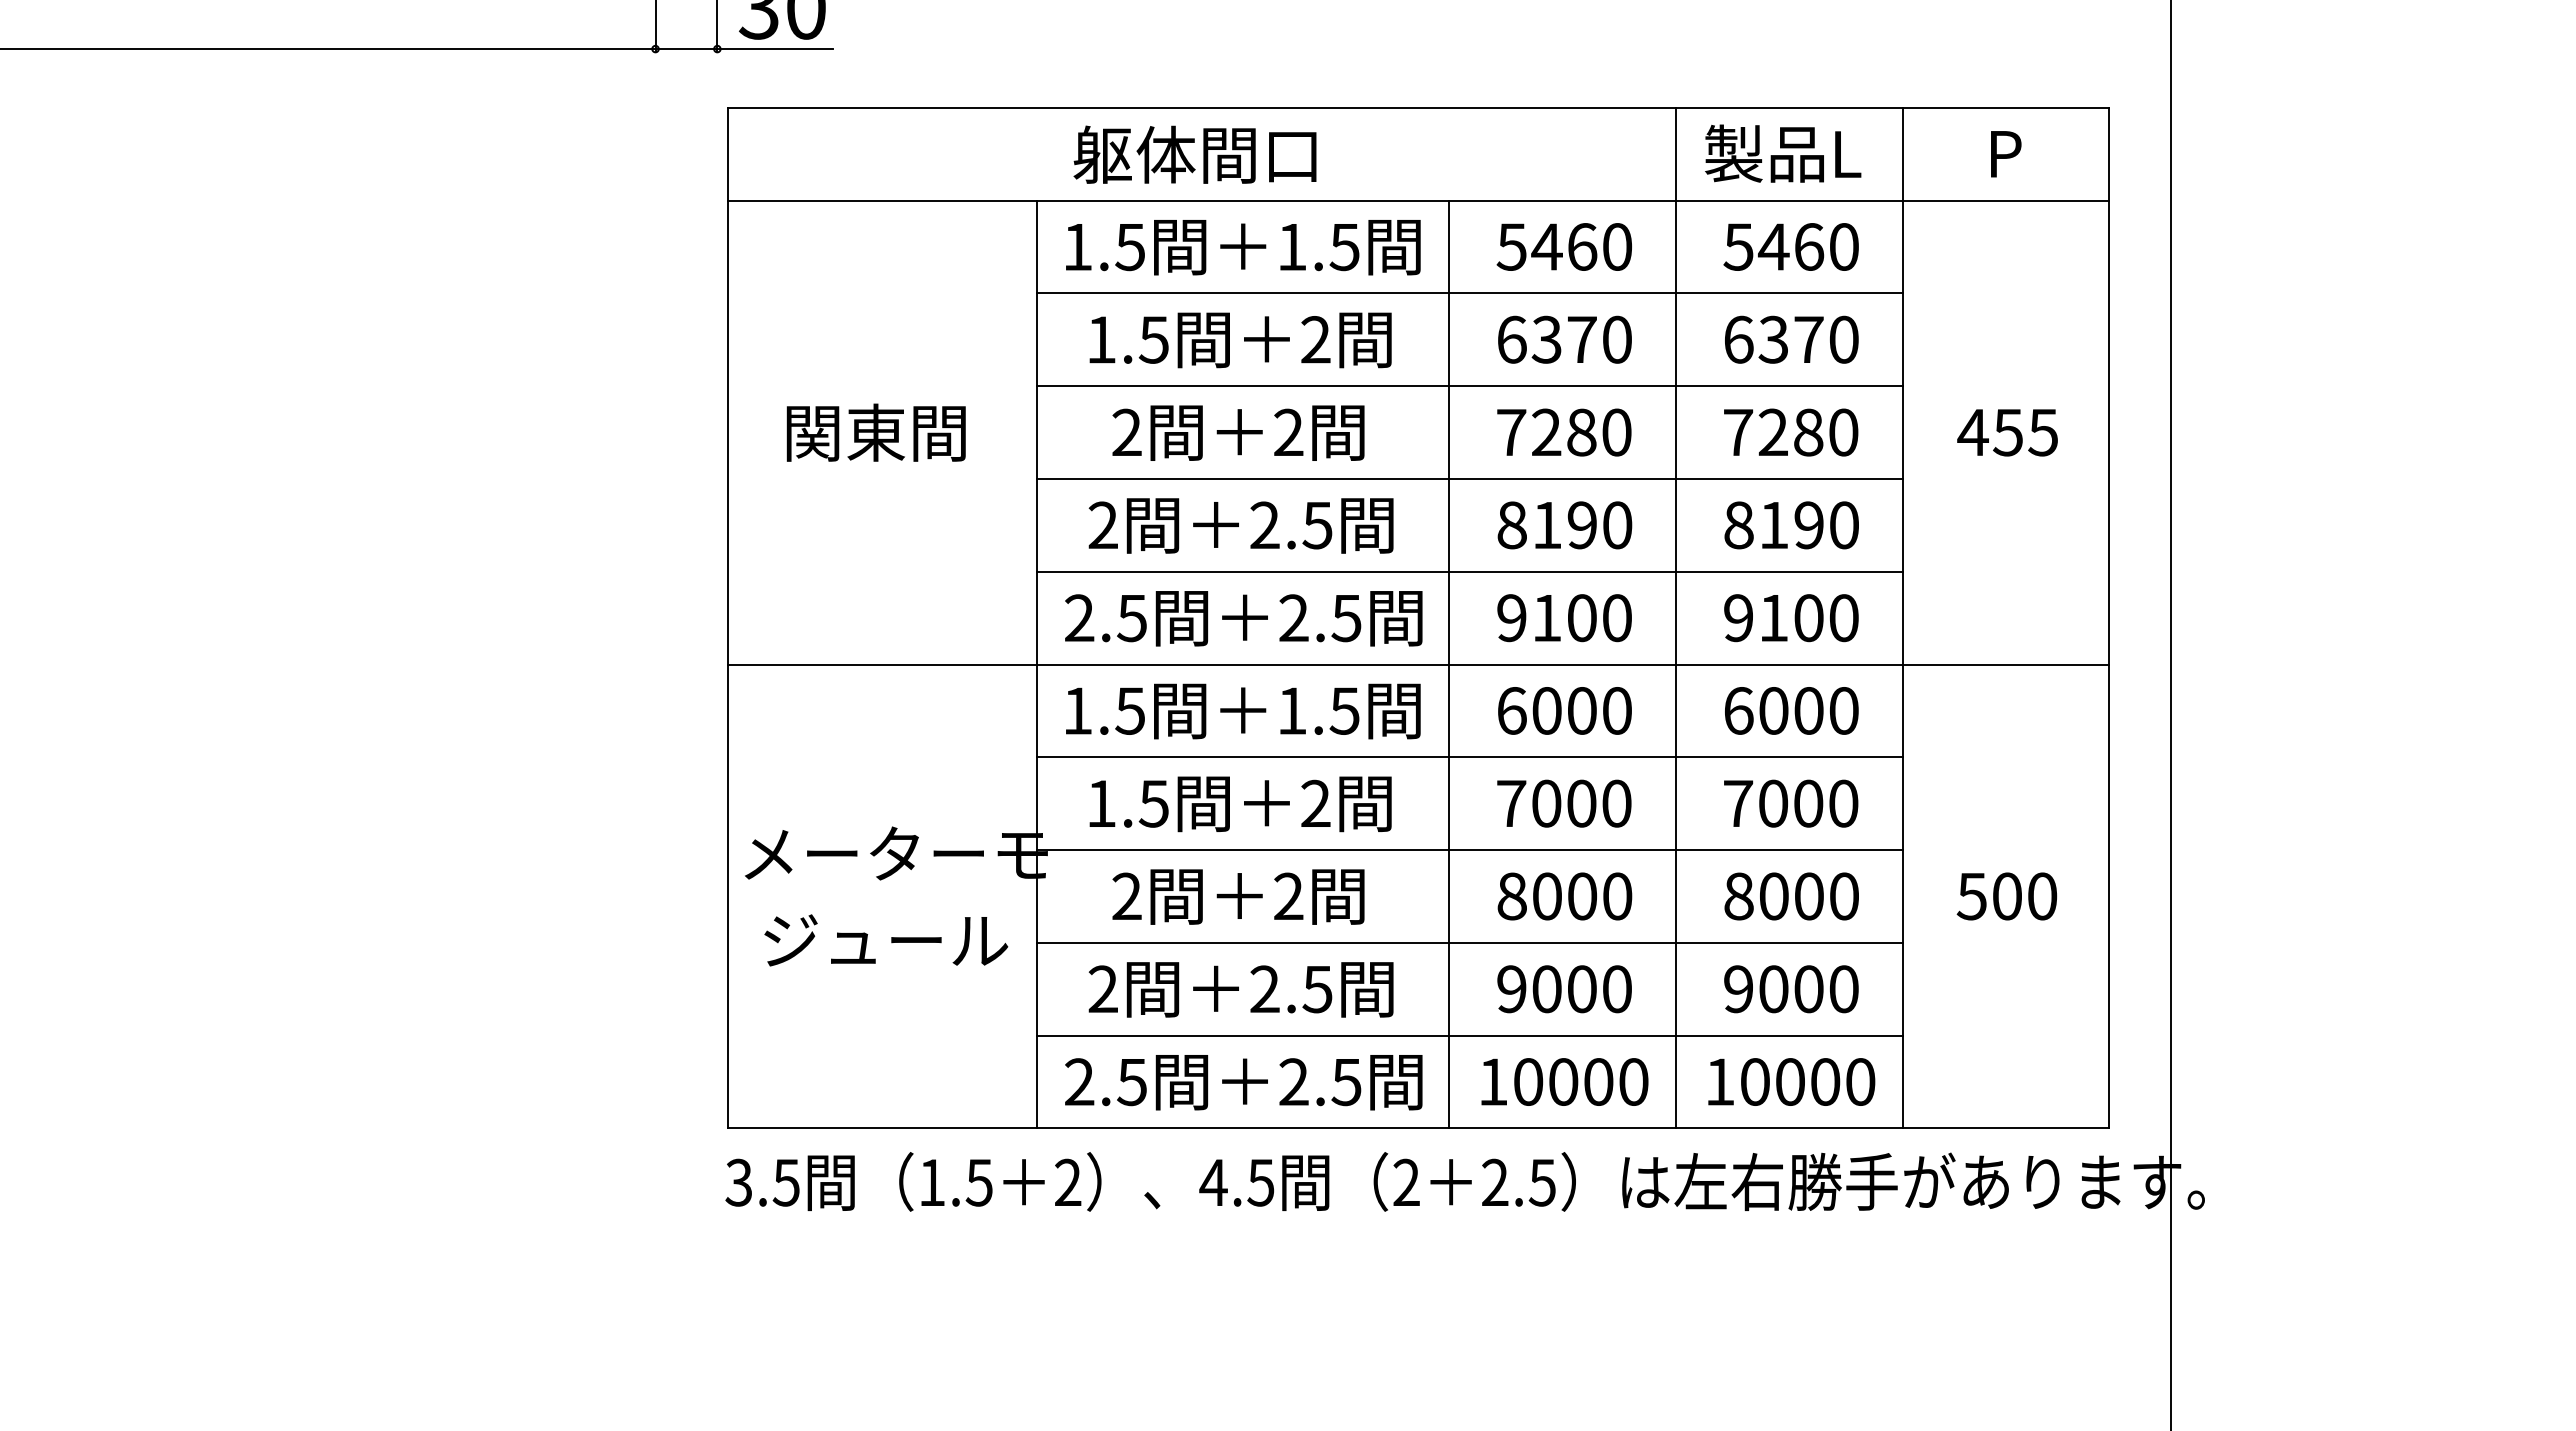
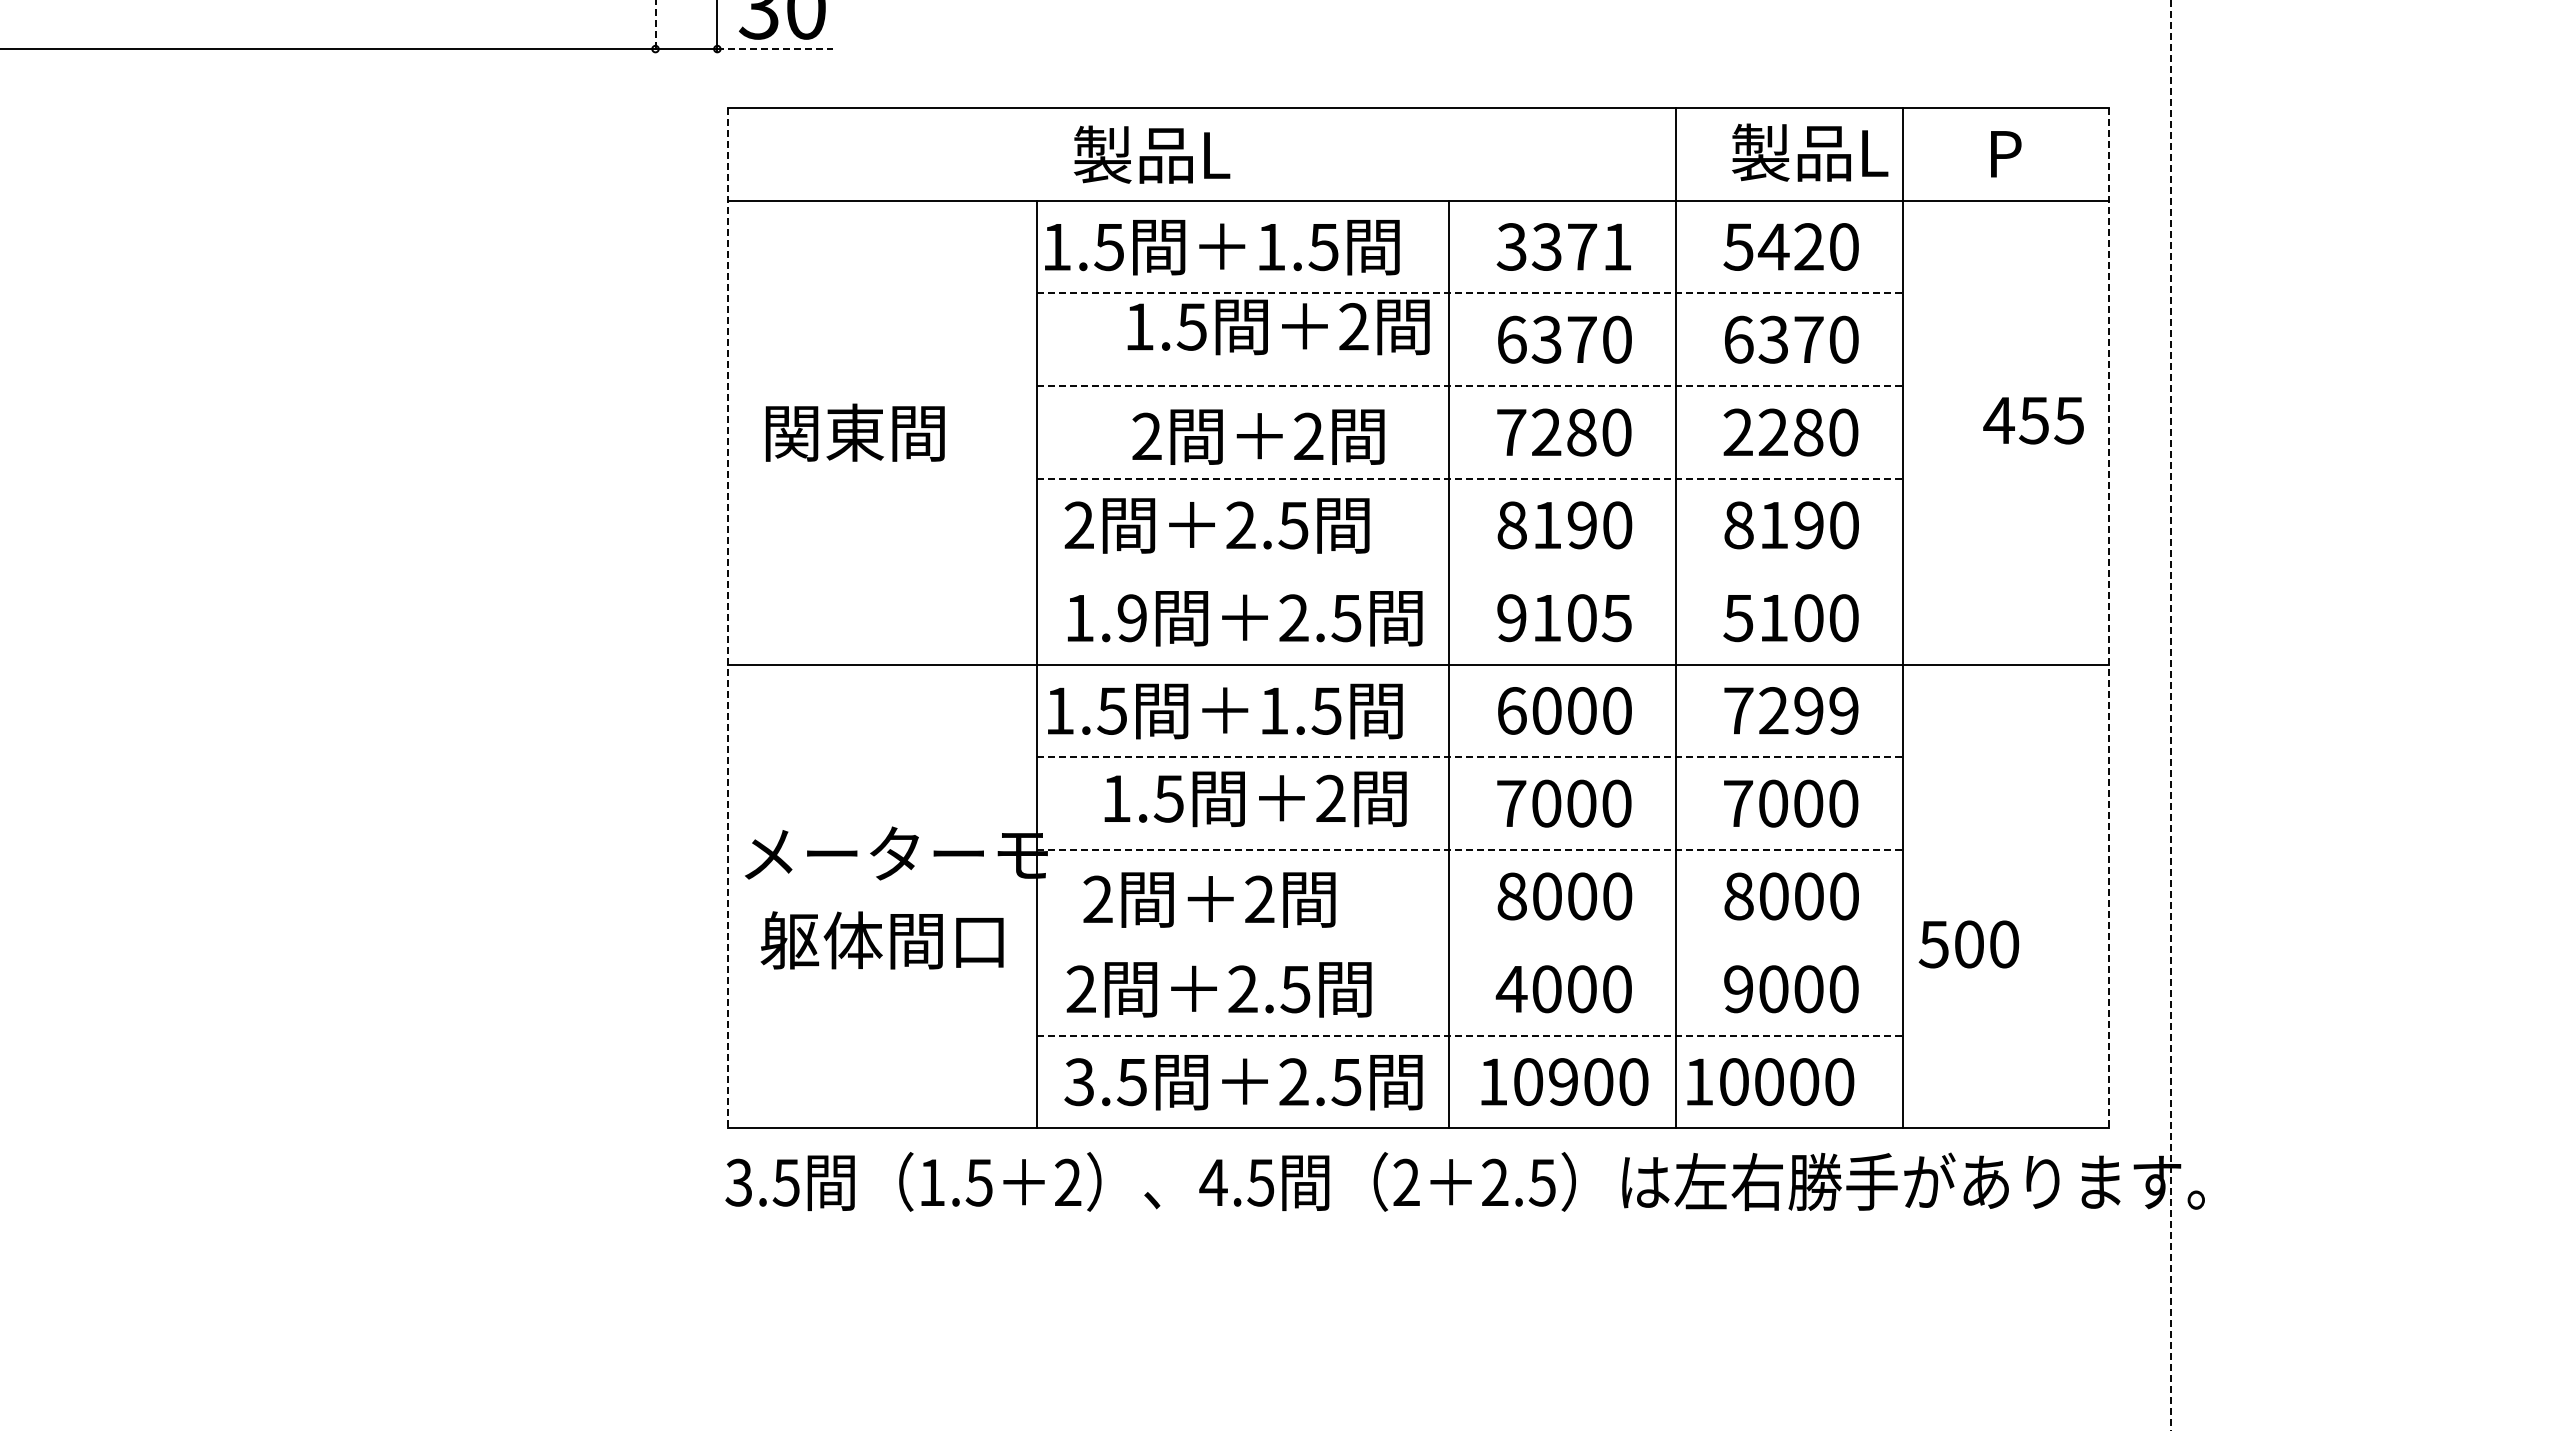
line: solid -> dashed (655, 26)
line: solid -> dashed (775, 49)
text position: (1783, 153) -> (1810, 152) (1810, 152)
text: 躯体間口 -> 製品L (1194, 154)
text: 5460 -> 3371 (1564, 246)
text: 5460 -> 5420 (1809, 246)
text position: (1243, 247) -> (1222, 247) (1222, 247)
line: solid -> dashed (1469, 293)
text position: (1240, 340) -> (1278, 327) (1278, 327)
line: solid -> dashed (1469, 386)
text: 7280 -> 2280 (1738, 431)
text position: (875, 432) -> (854, 432) (854, 432)
text position: (1238, 432) -> (1258, 436) (1258, 436)
text position: (2007, 432) -> (2033, 420) (2033, 420)
line: solid -> dashed (1469, 478)
text position: (1240, 525) -> (1216, 525) (1216, 525)
line: present -> none (1469, 571)
line: solid -> dashed (727, 618)
text: 2.5 -> 1.9 (1105, 618)
text: 9100 -> 9105 (1616, 618)
text: 9100 -> 5100 (1738, 618)
line: solid -> dashed (2109, 618)
text: 6000 -> 7299 (1791, 710)
text position: (1243, 711) -> (1225, 711) (1225, 711)
line: solid -> dashed (2170, 715)
line: solid -> dashed (1469, 757)
text position: (1240, 804) -> (1255, 799) (1255, 799)
line: solid -> dashed (1469, 850)
text position: (1238, 896) -> (1209, 899) (1209, 899)
text position: (2006, 896) -> (1968, 944) (1968, 944)
text: ジュール -> 躯体間口 (884, 940)
line: present -> none (1469, 942)
text position: (1240, 989) -> (1218, 989) (1218, 989)
text: 9000 -> 4000 (1511, 989)
line: solid -> dashed (1469, 1035)
text: 10000 -> 10900 (1563, 1081)
text position: (1791, 1081) -> (1770, 1081) (1770, 1081)
text: 2.5 -> 3.5 (1079, 1082)
